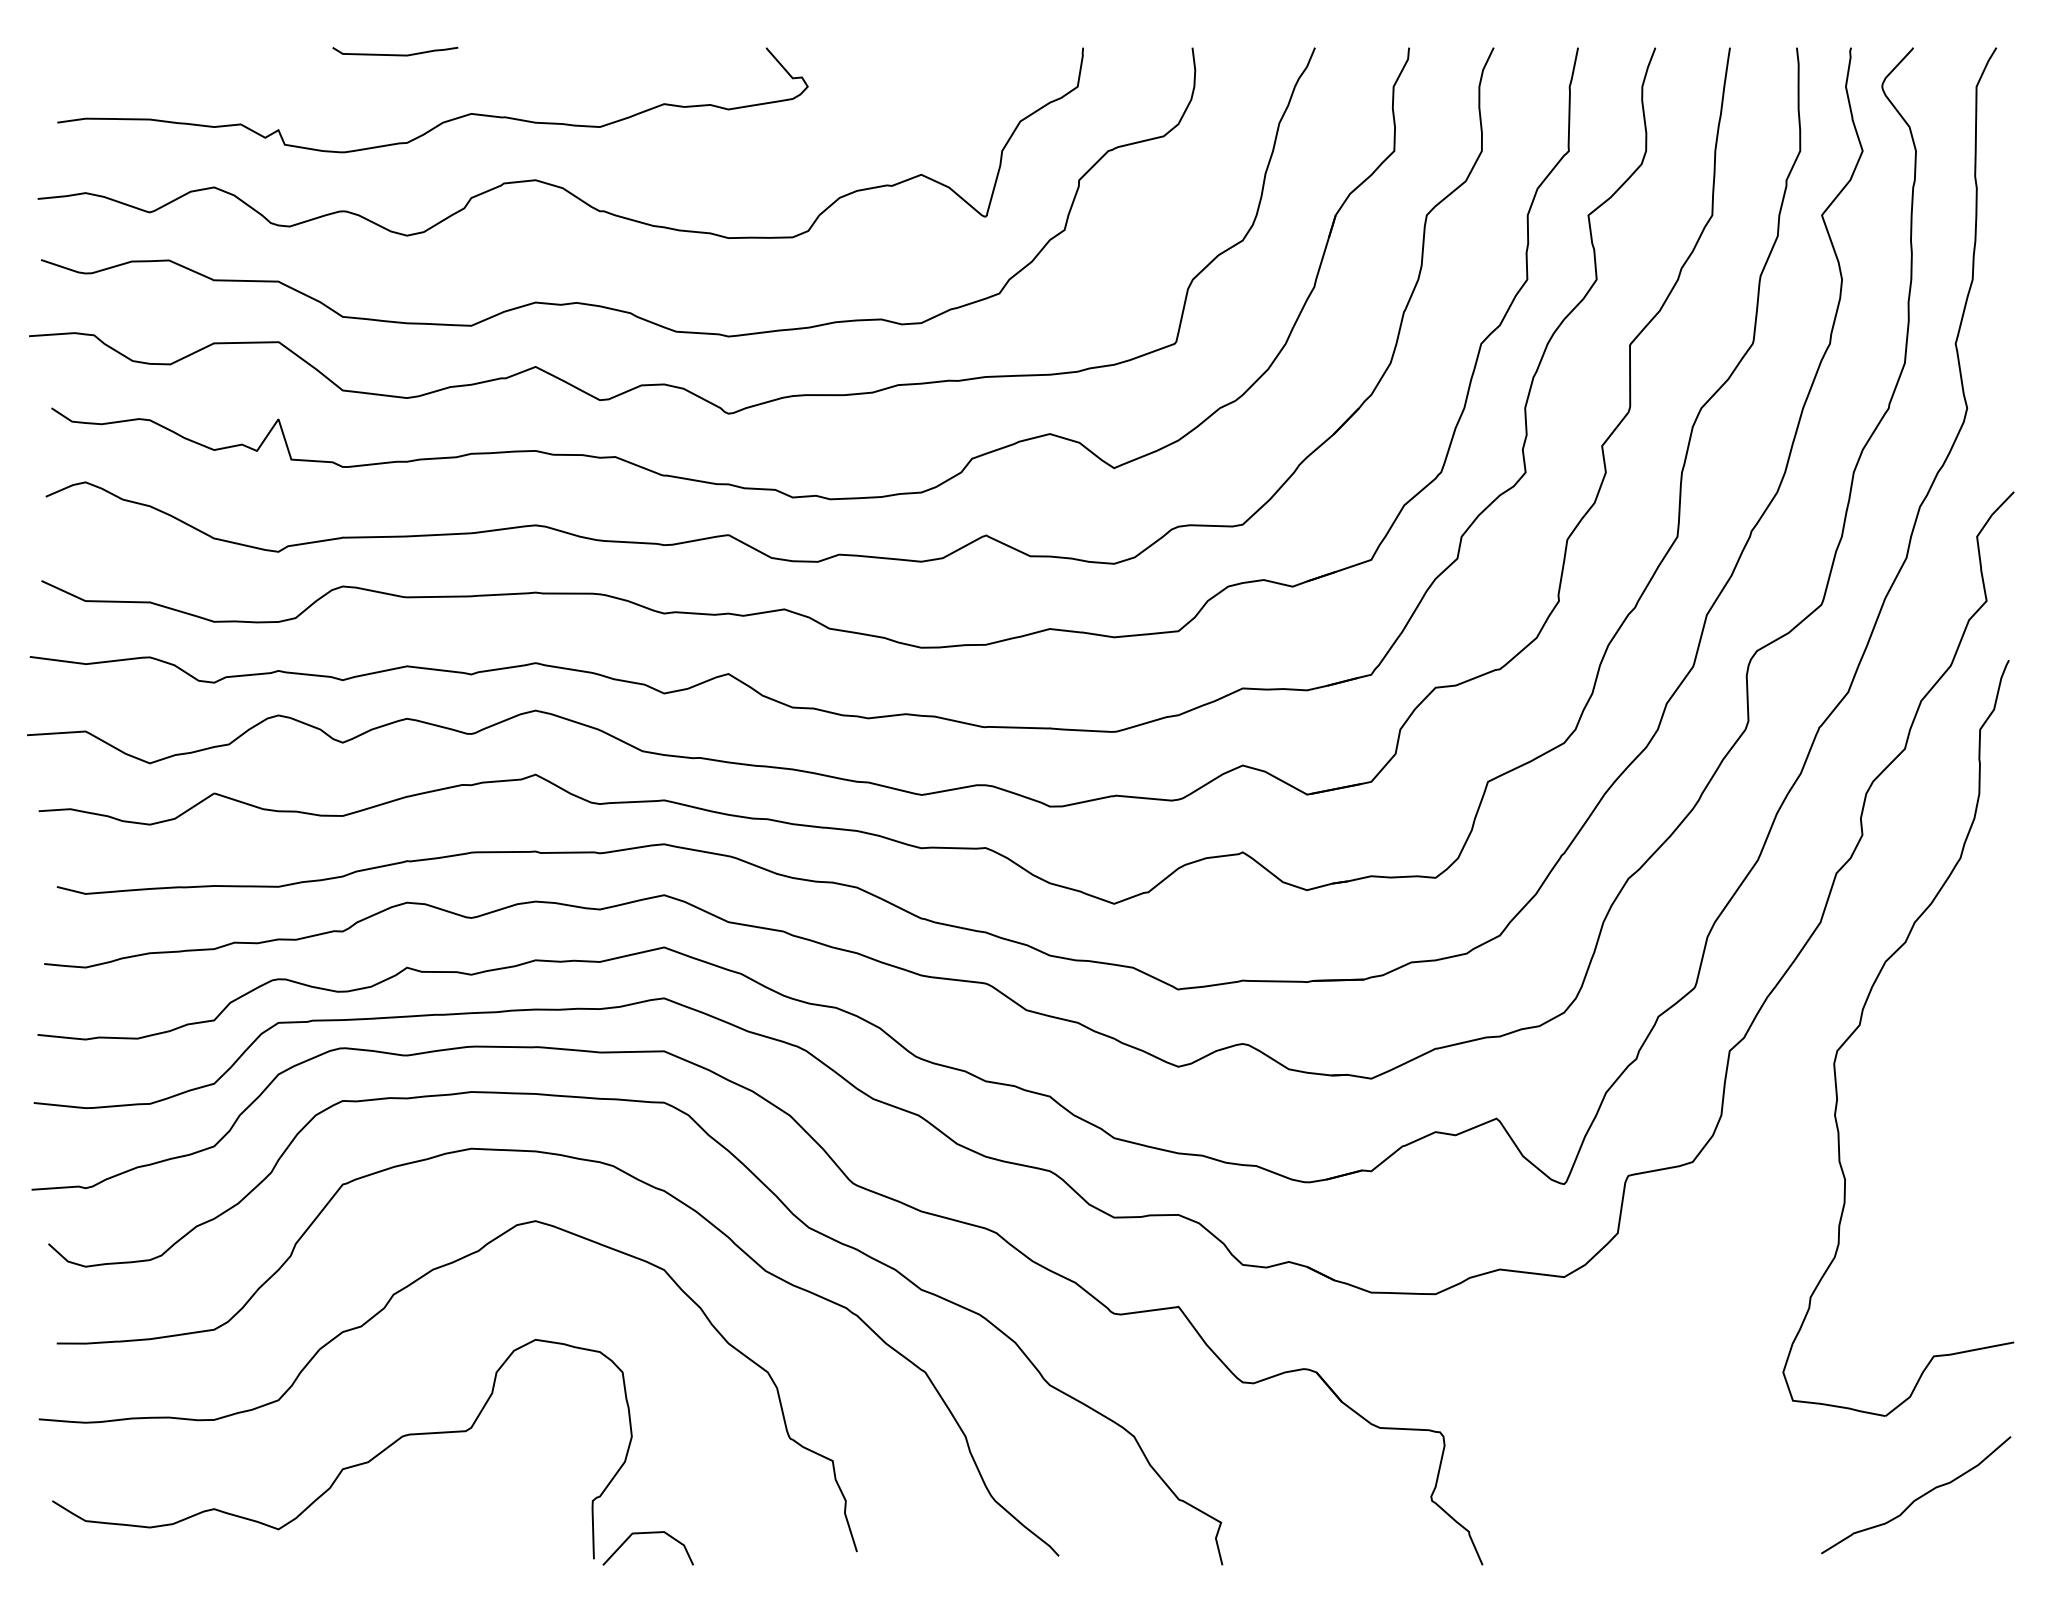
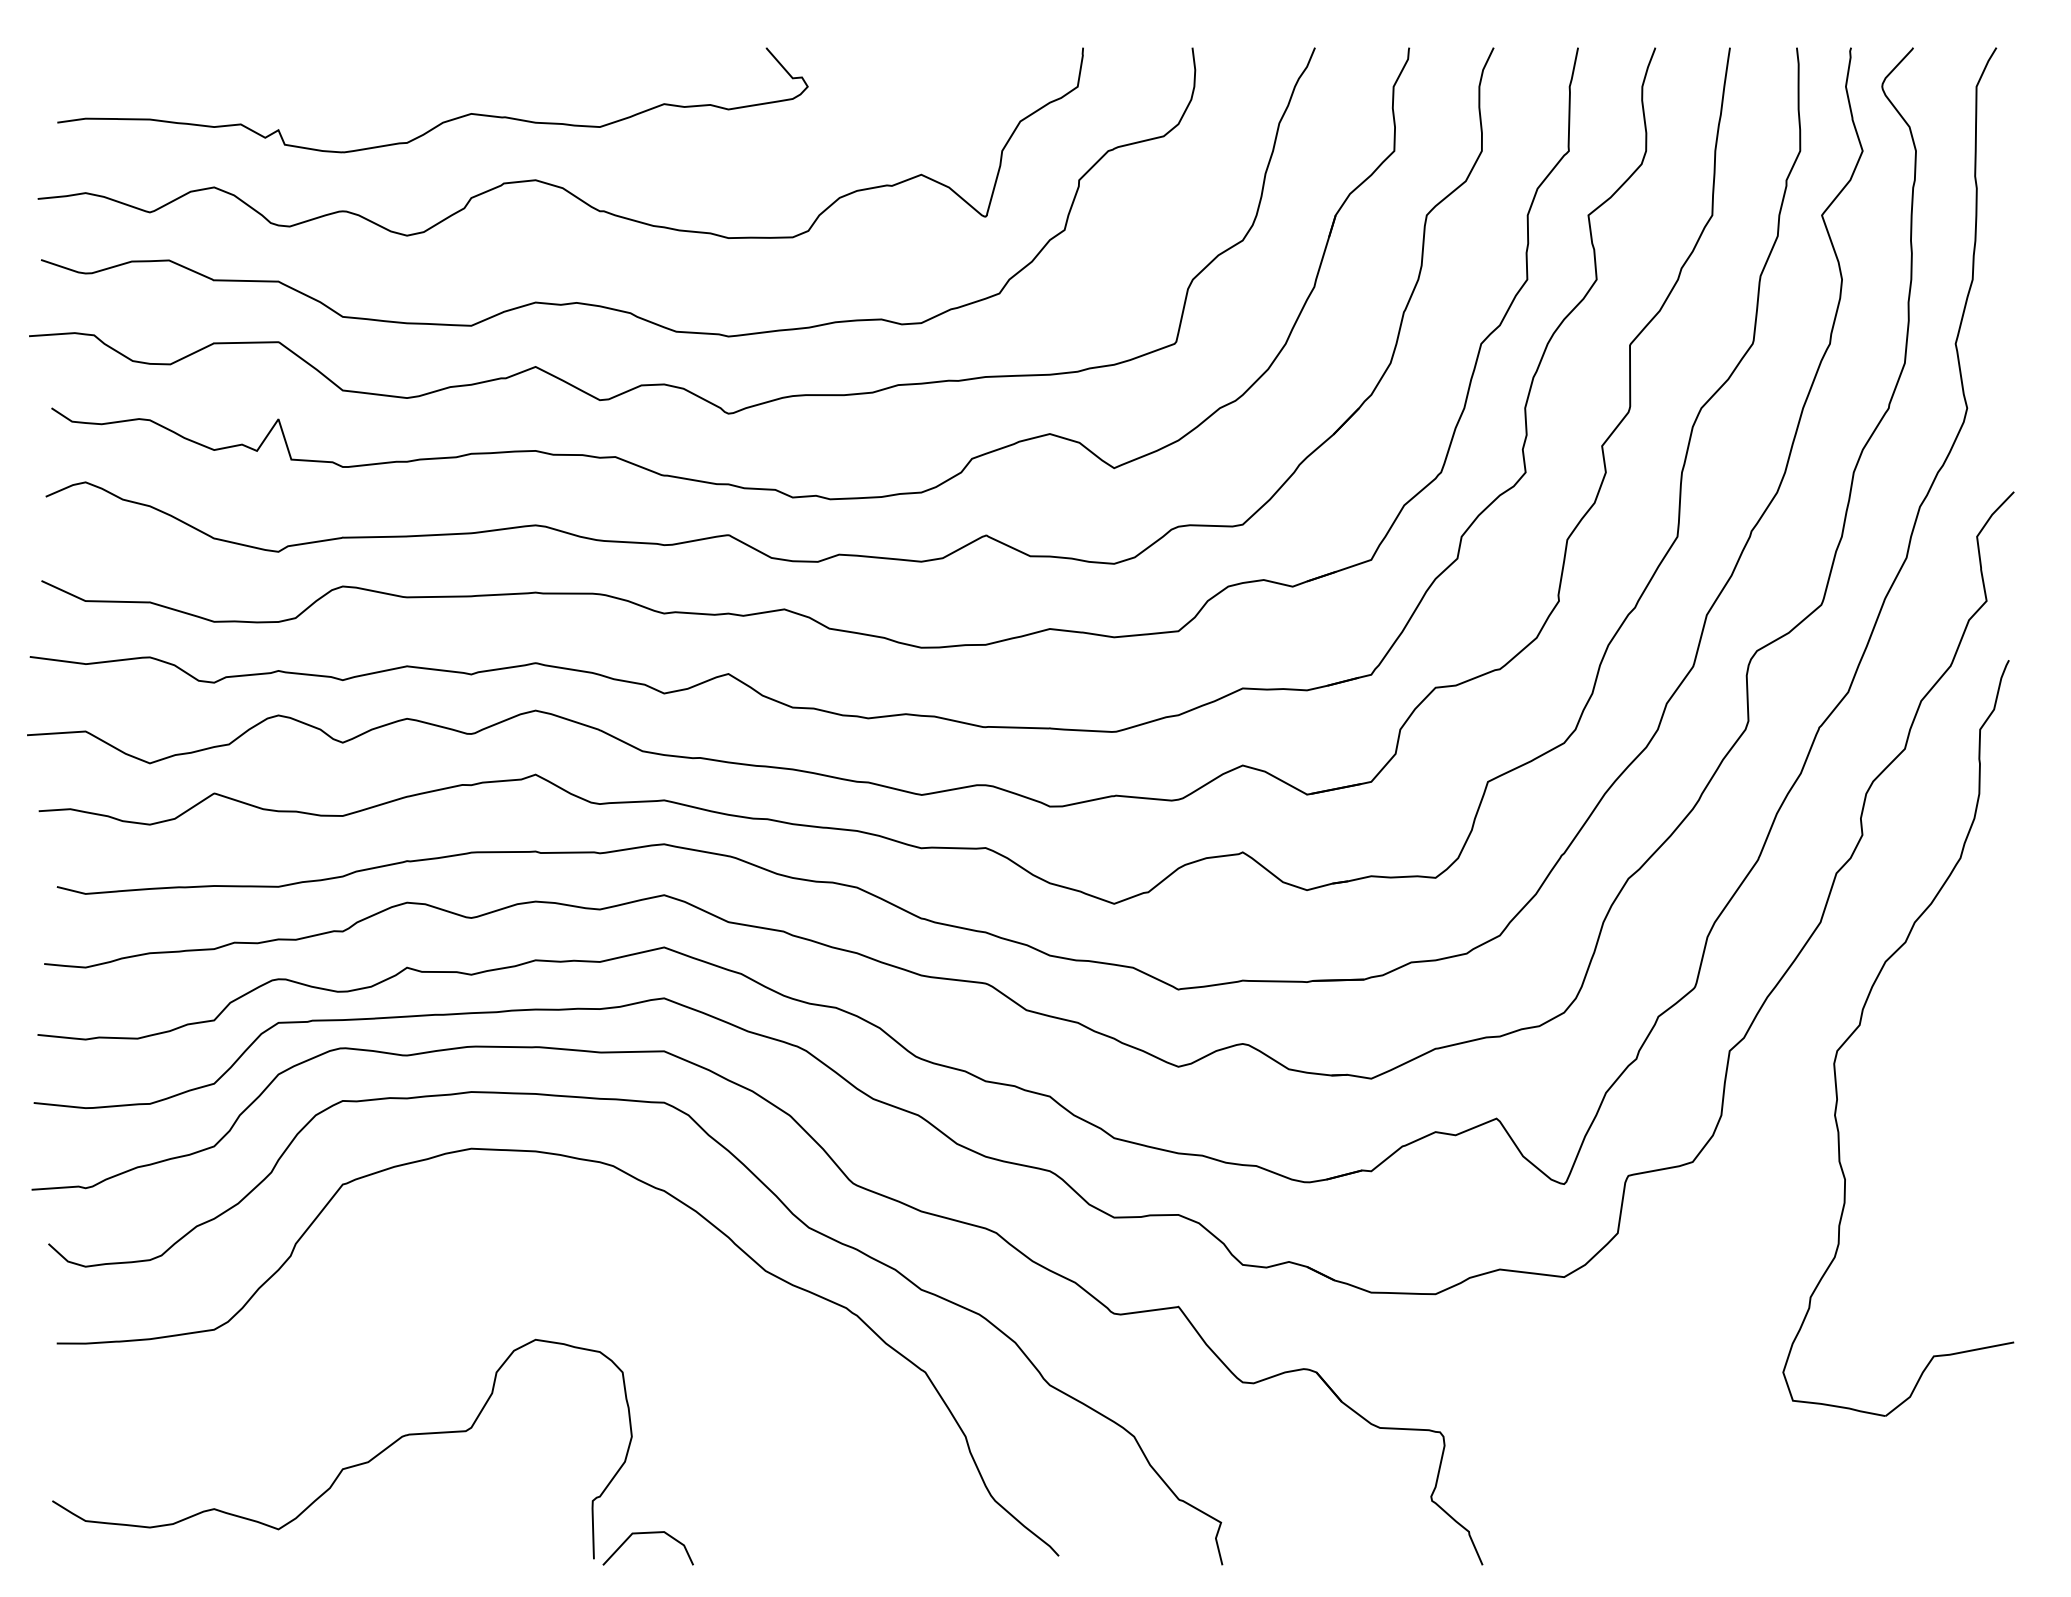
curve: present -> none (395, 54)
curve: present -> none (384, 1309)
curve: present -> none (1917, 1497)
